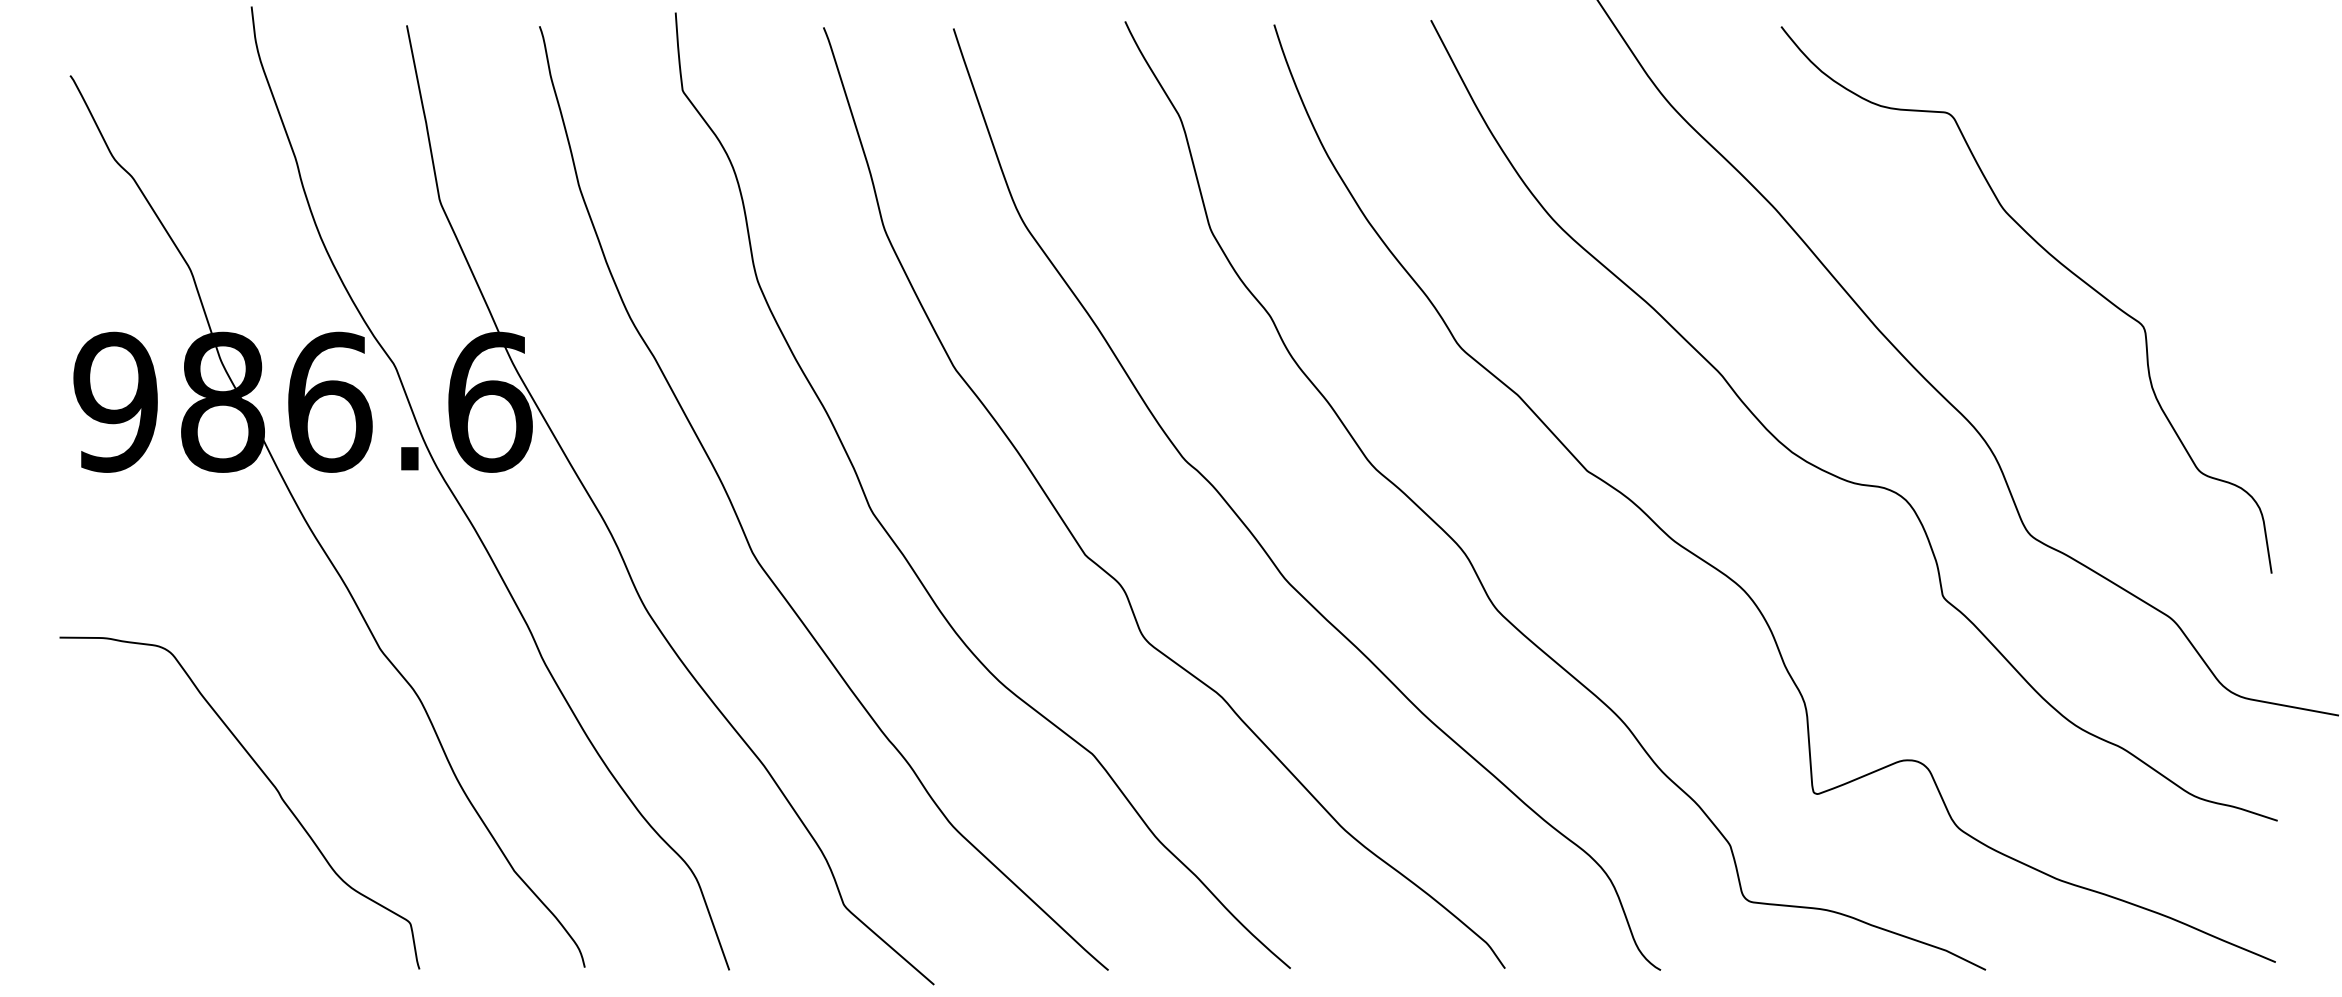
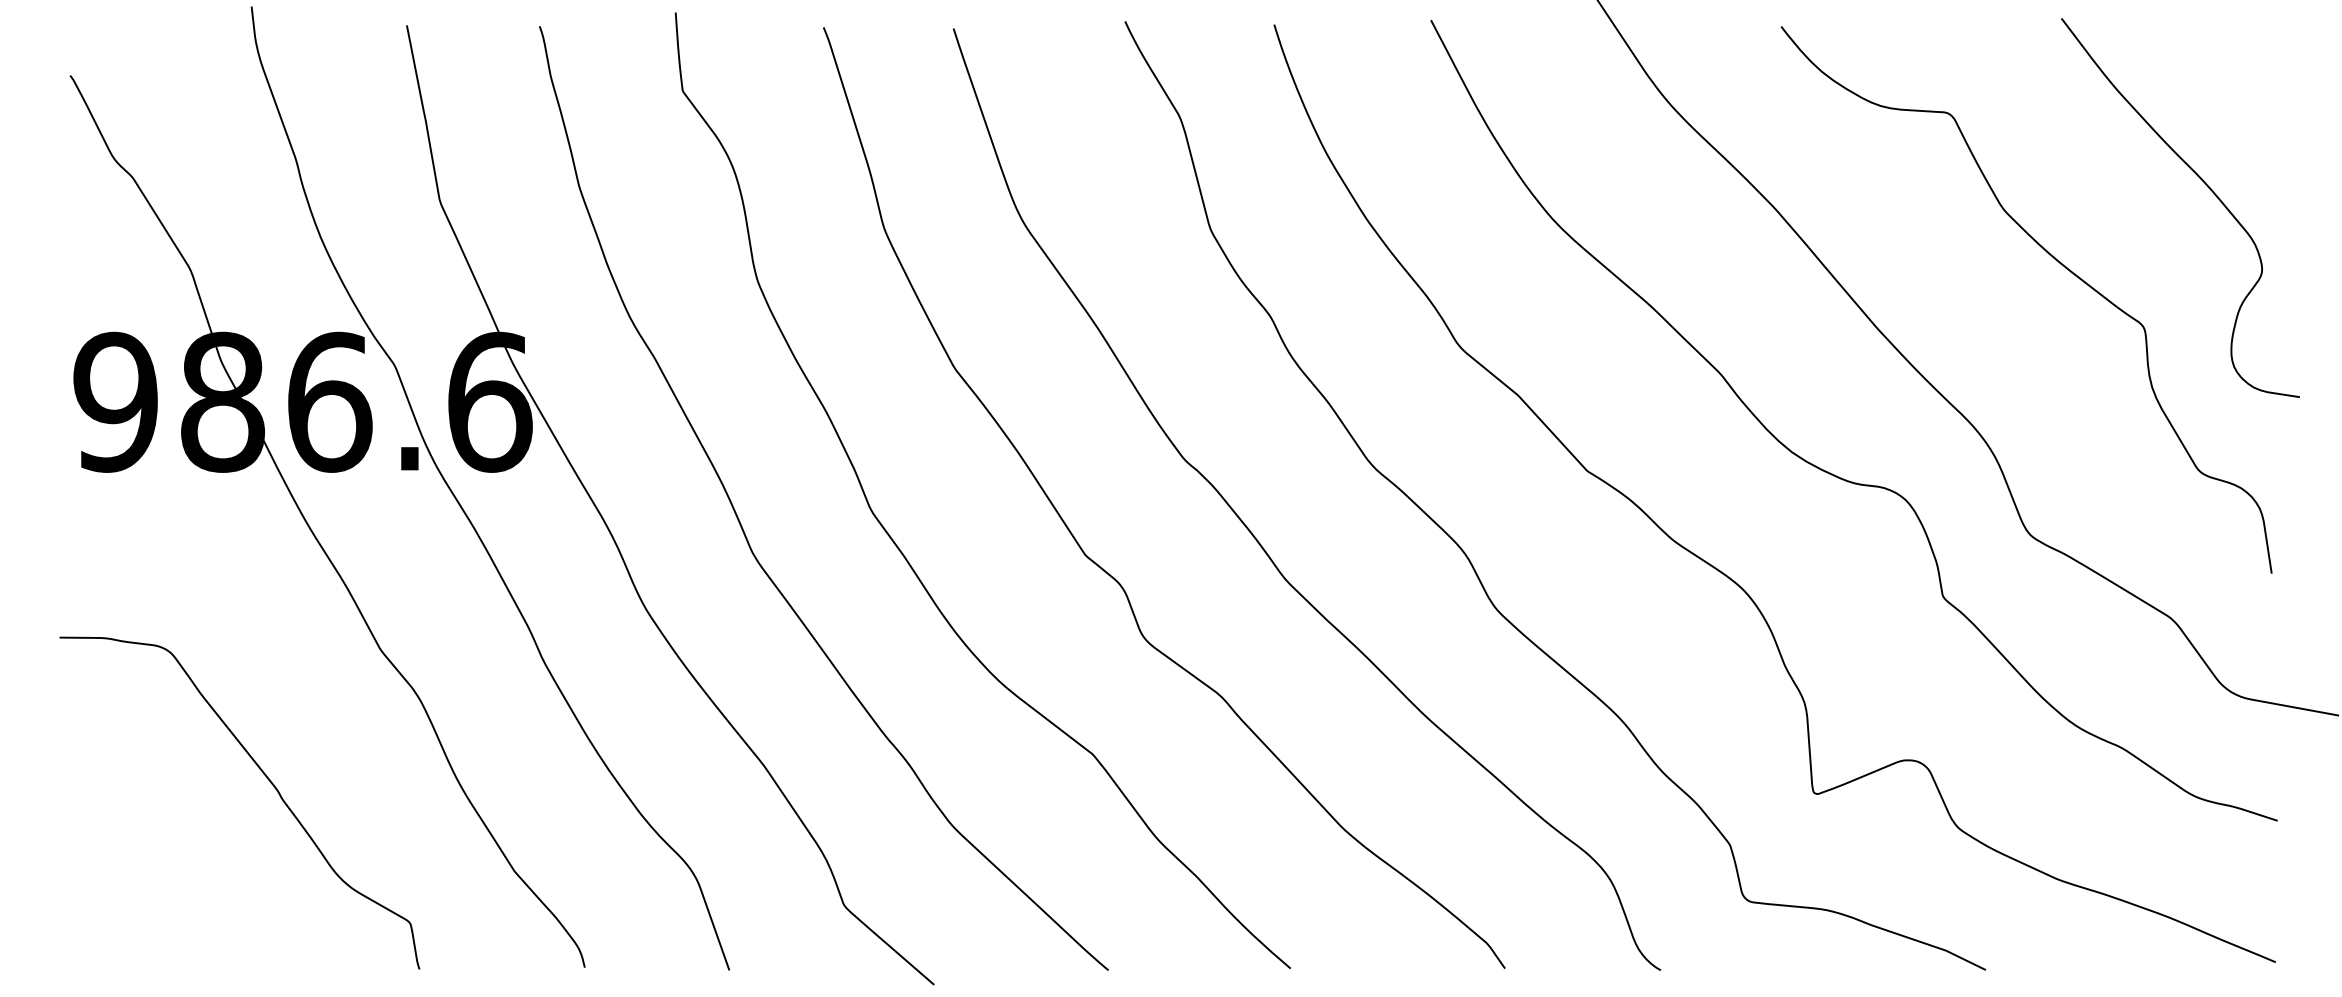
curve: none -> present (2206, 186)
